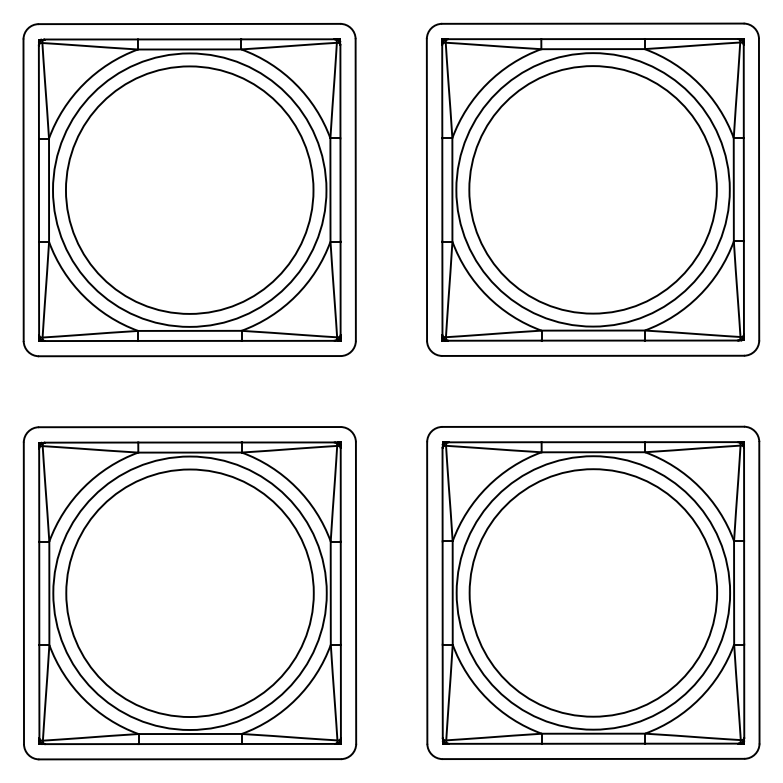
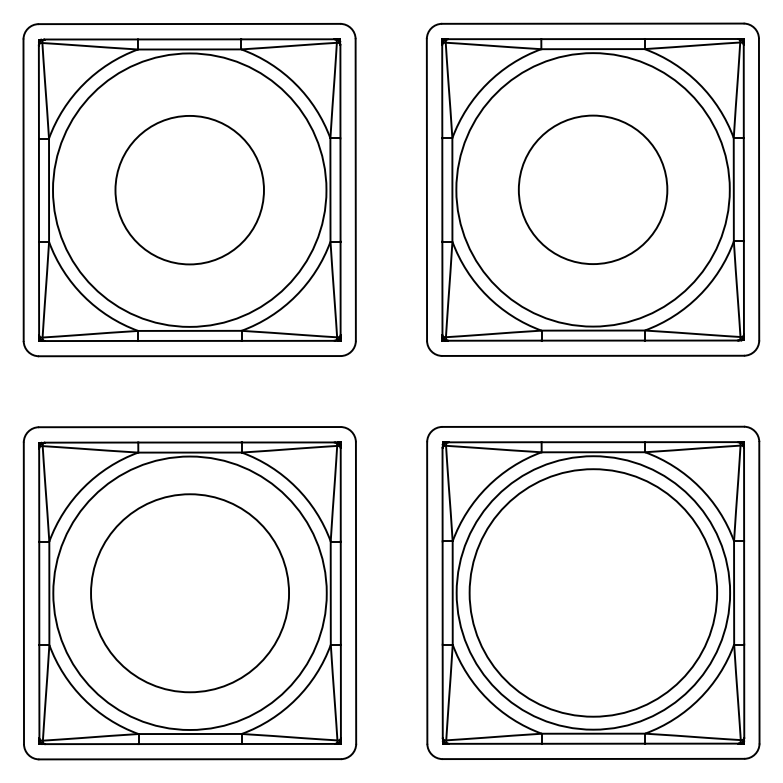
circle diameter: 248 px -> 149 px (189, 189)
circle diameter: 248 px -> 149 px (592, 189)
circle diameter: 248 px -> 198 px (190, 593)
